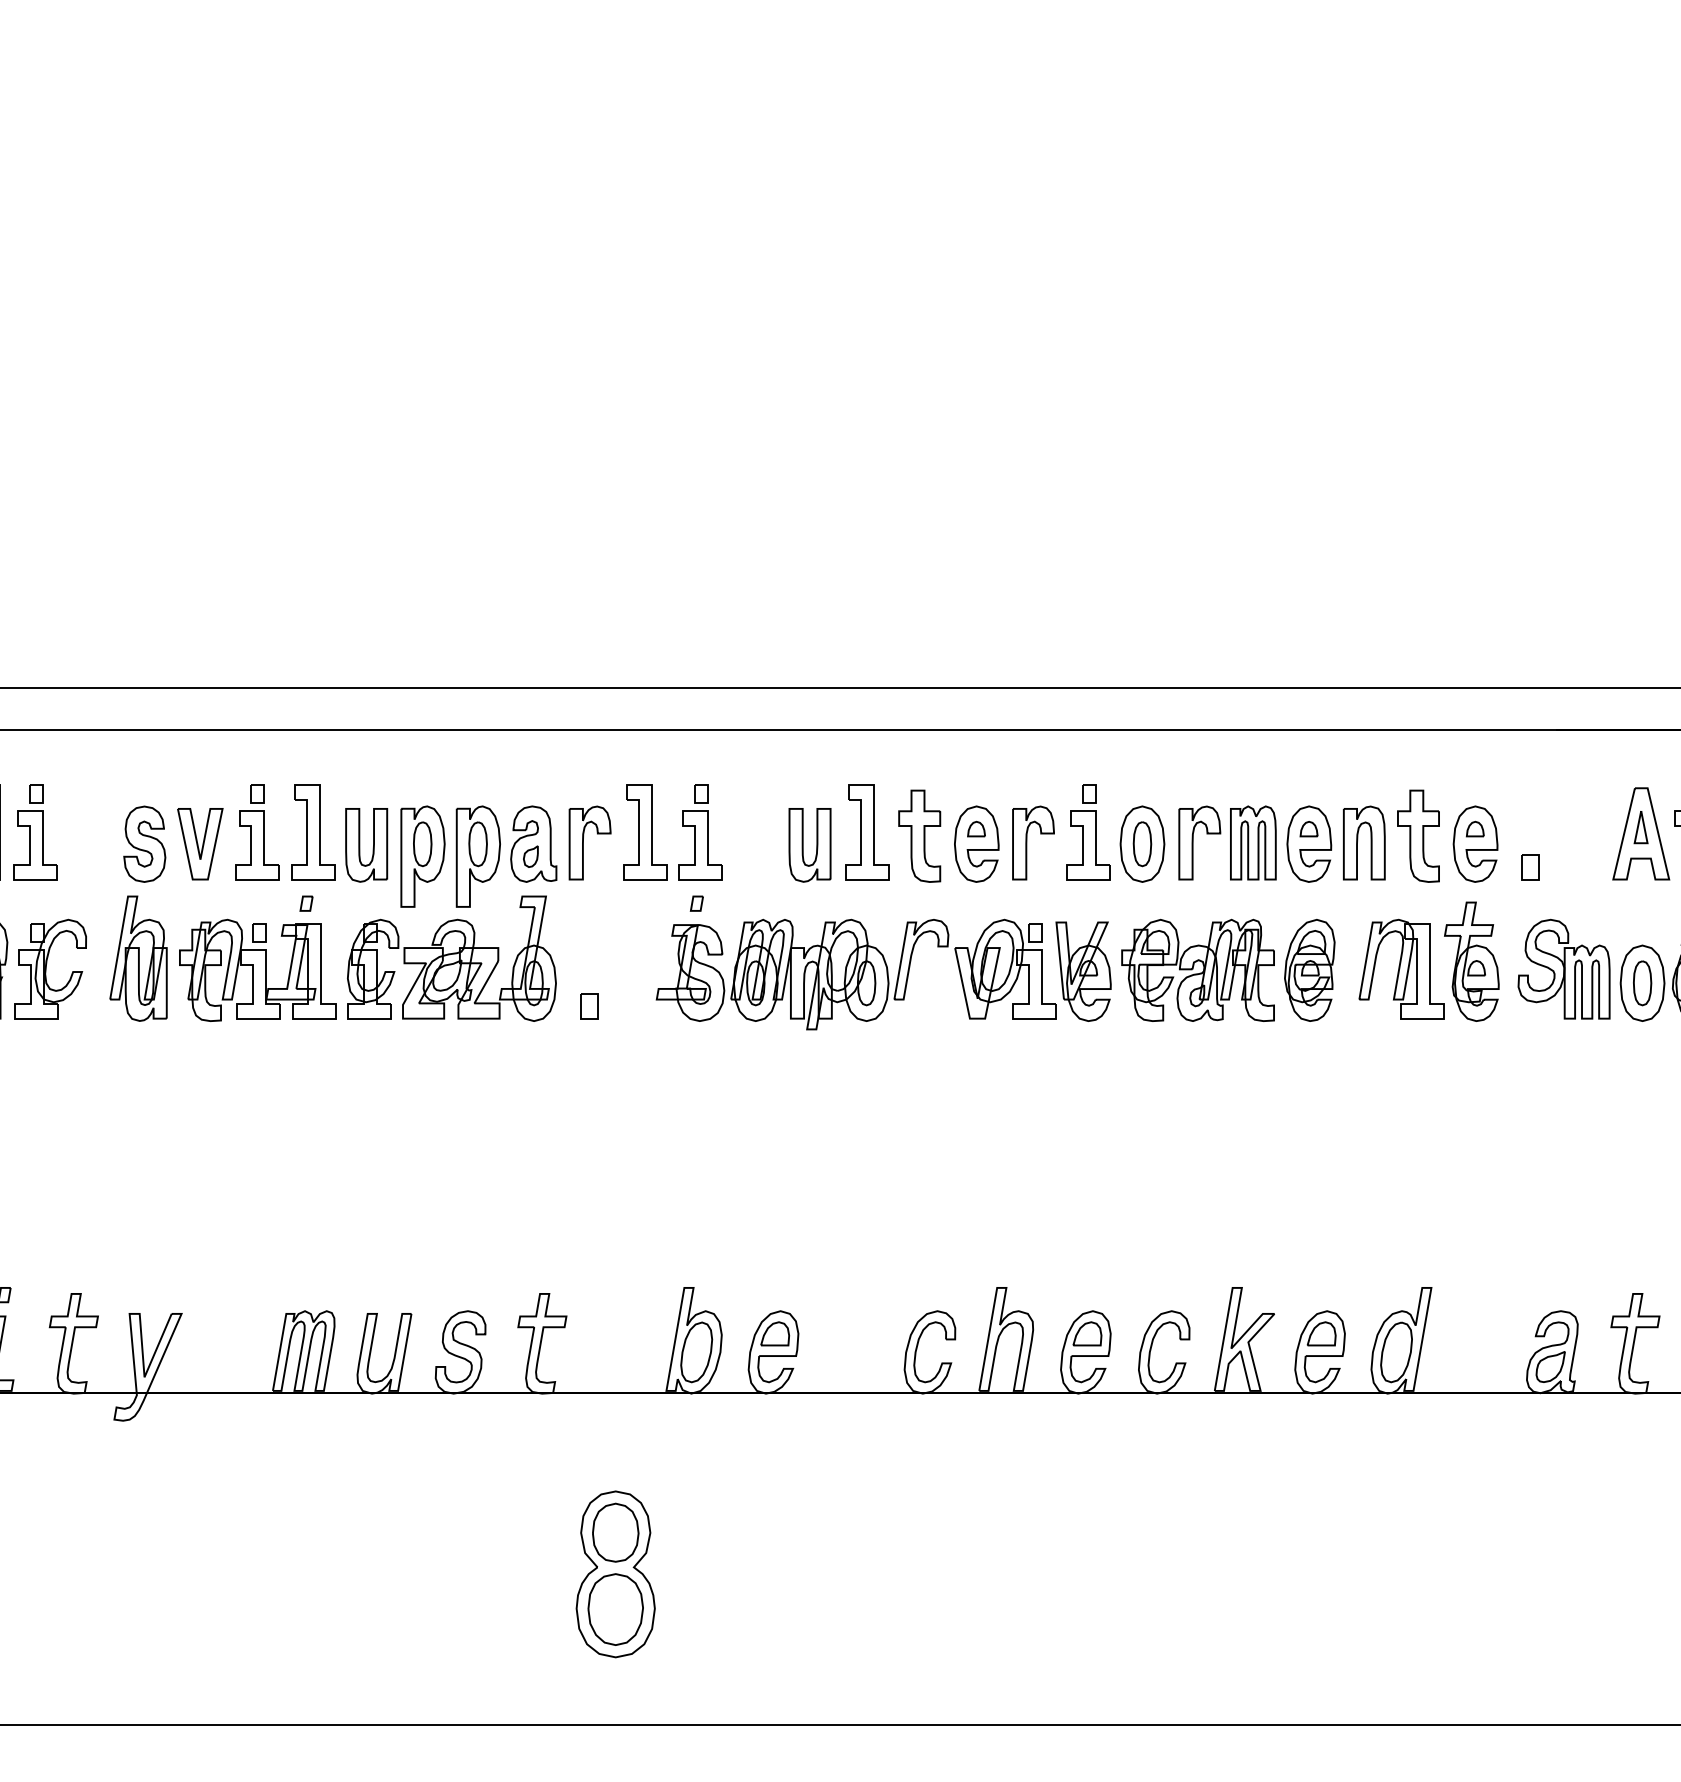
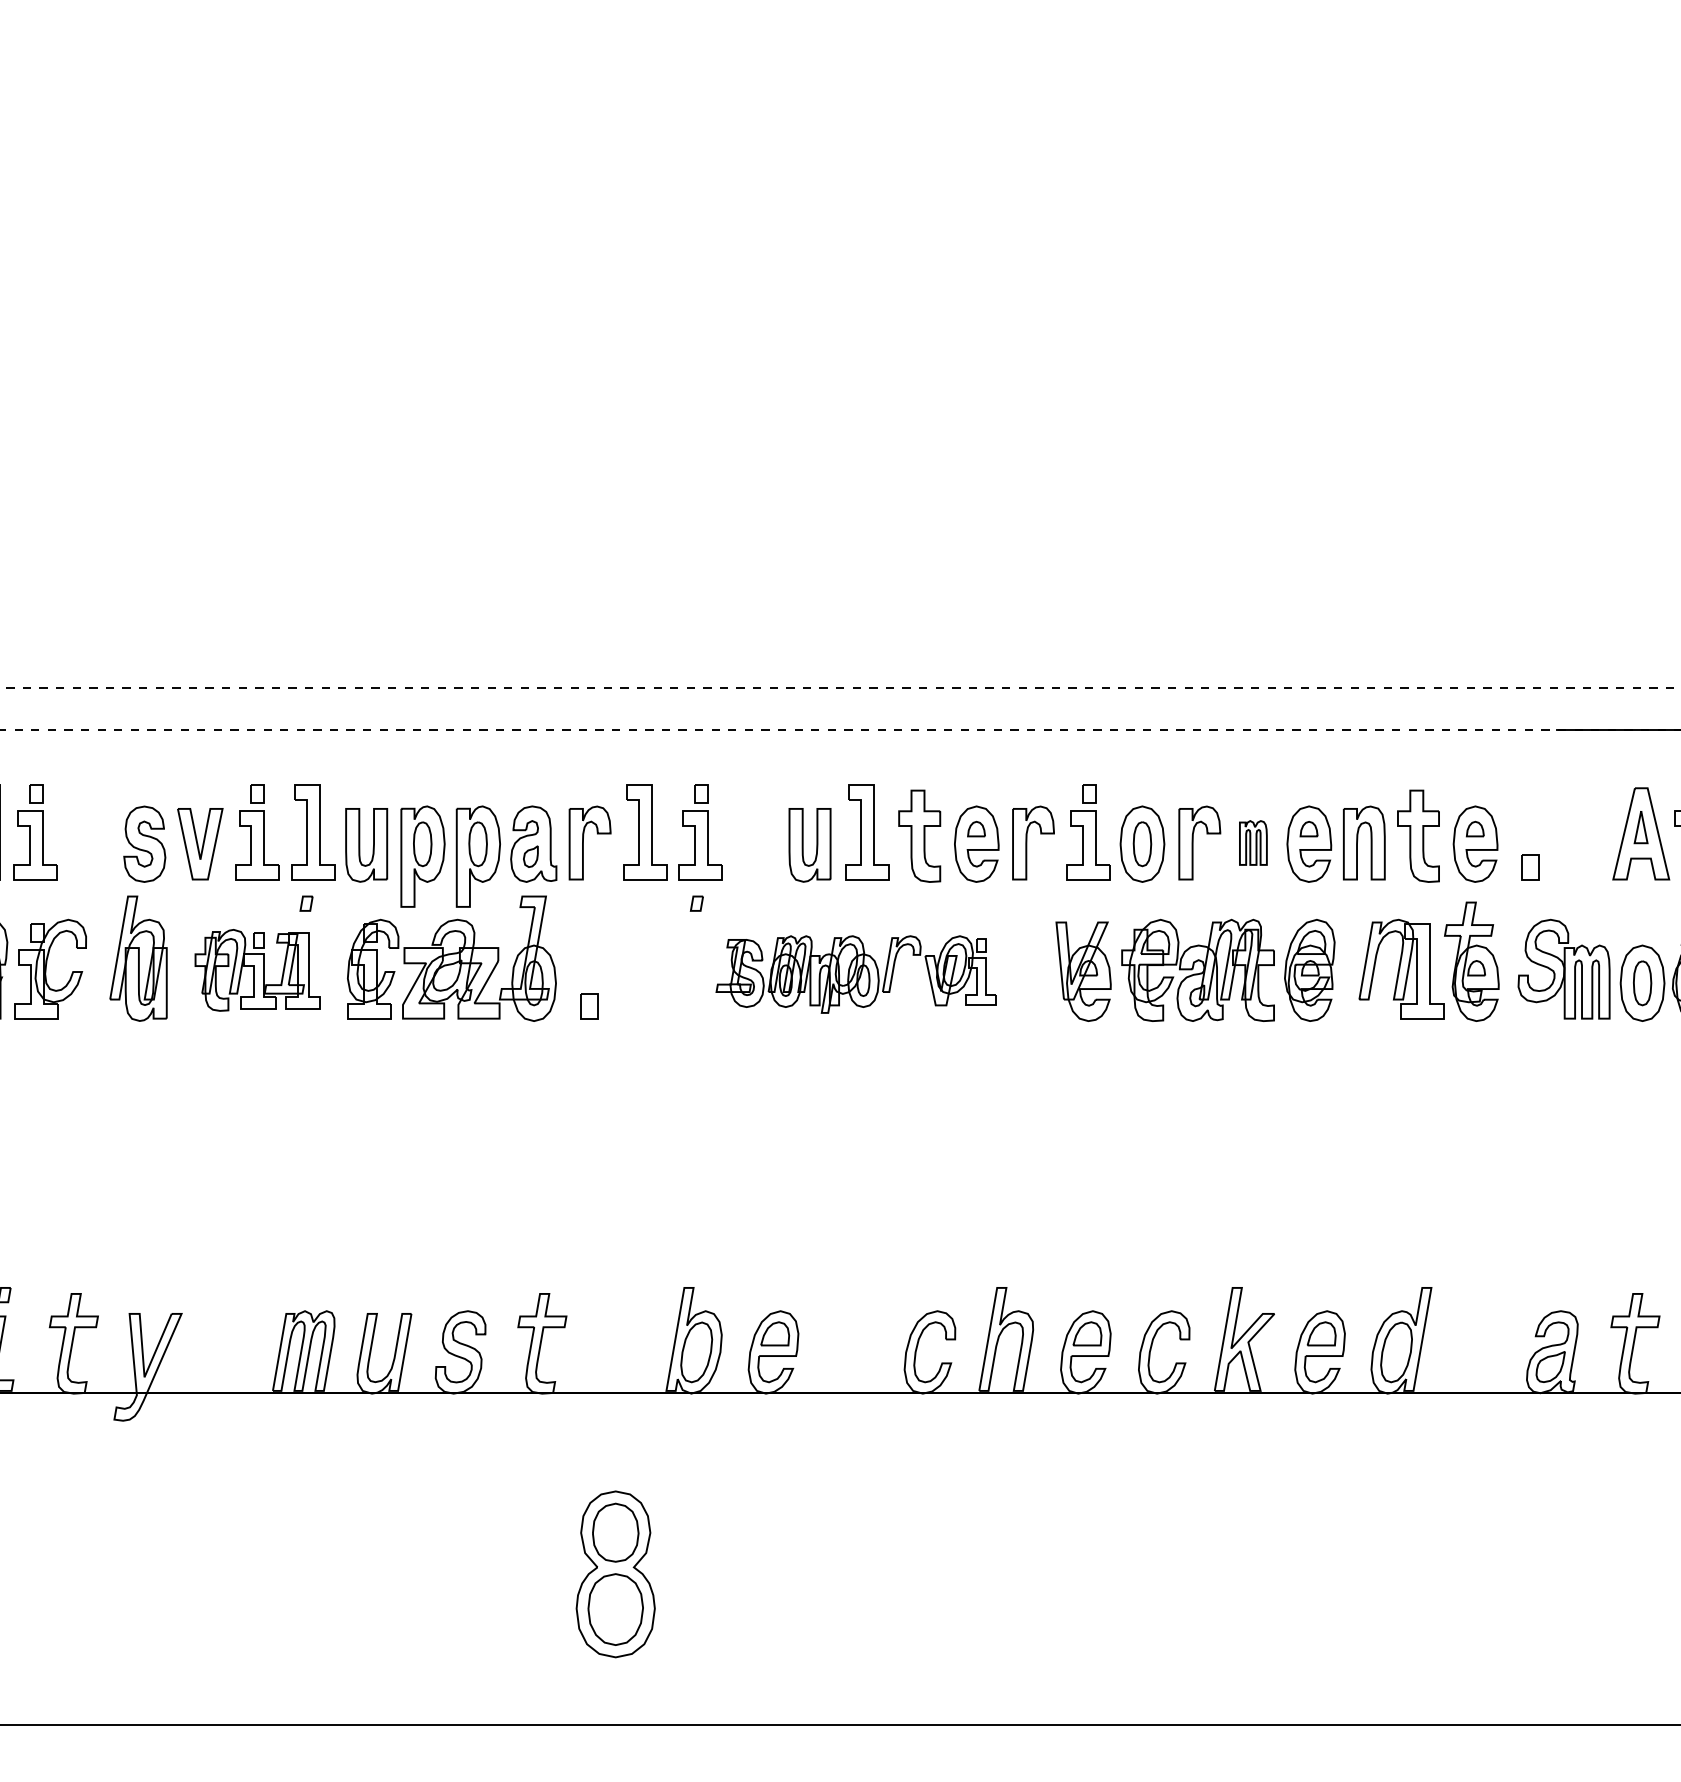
line: solid -> dashed (840, 688)
line: solid -> dashed (840, 729)
part size: 47x76 px -> 29x46 px (1253, 842)
part size: 158x104 px -> 127x83 px (257, 970)
part size: 402x113 px -> 282x79 px (855, 974)
